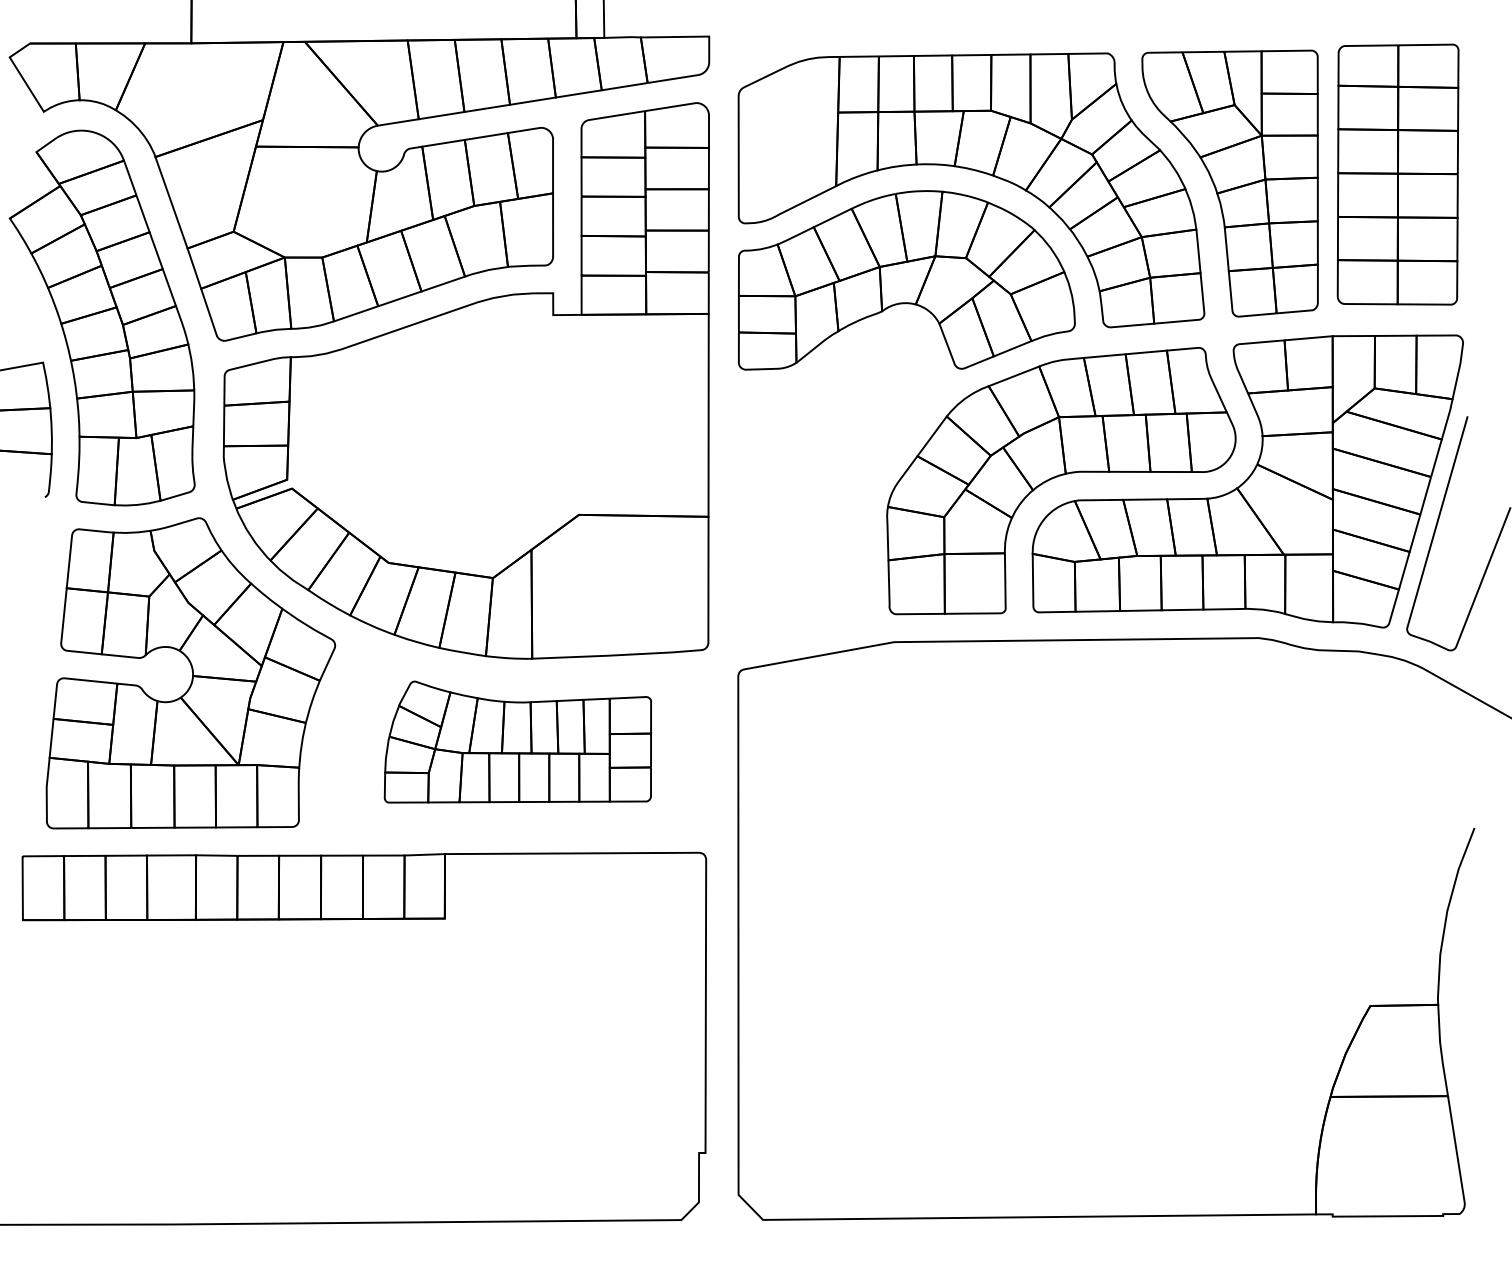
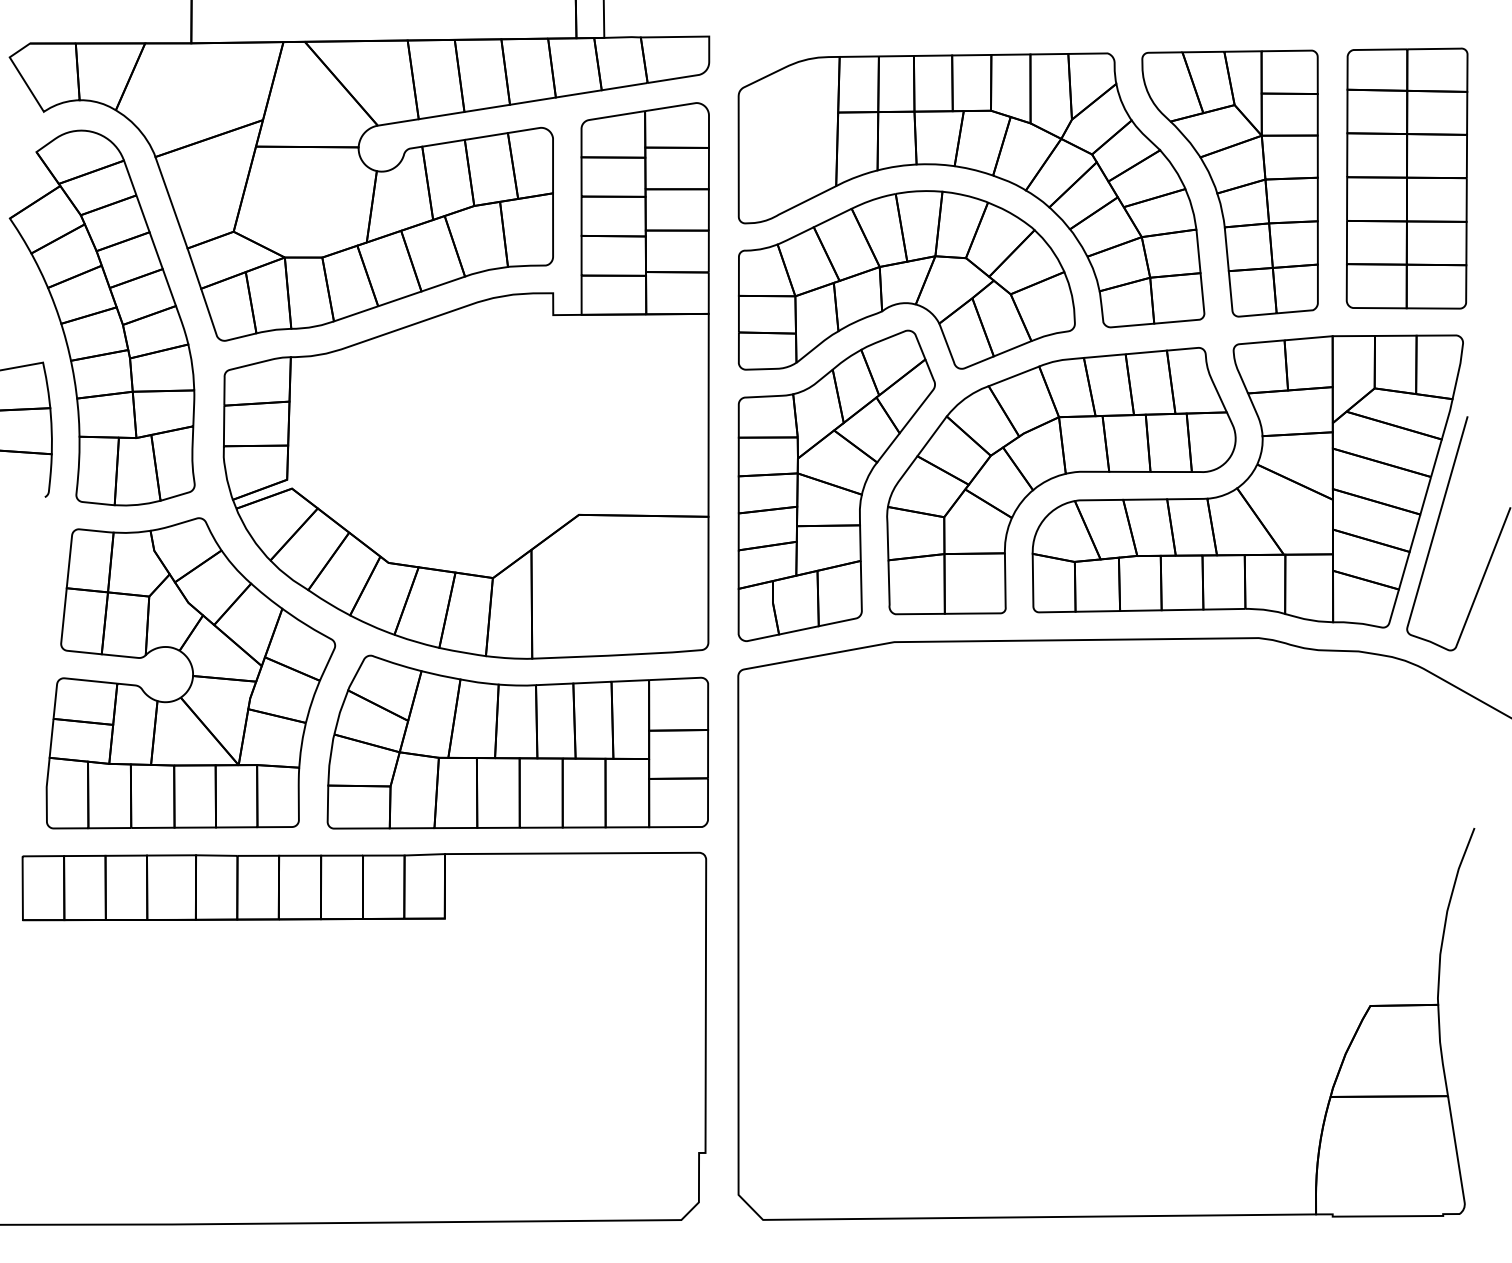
part position: (1397, 174) -> (1406, 178) (1406, 178)
part: none -> present (836, 485)
part size: 269x124 px -> 384x176 px (517, 741)
